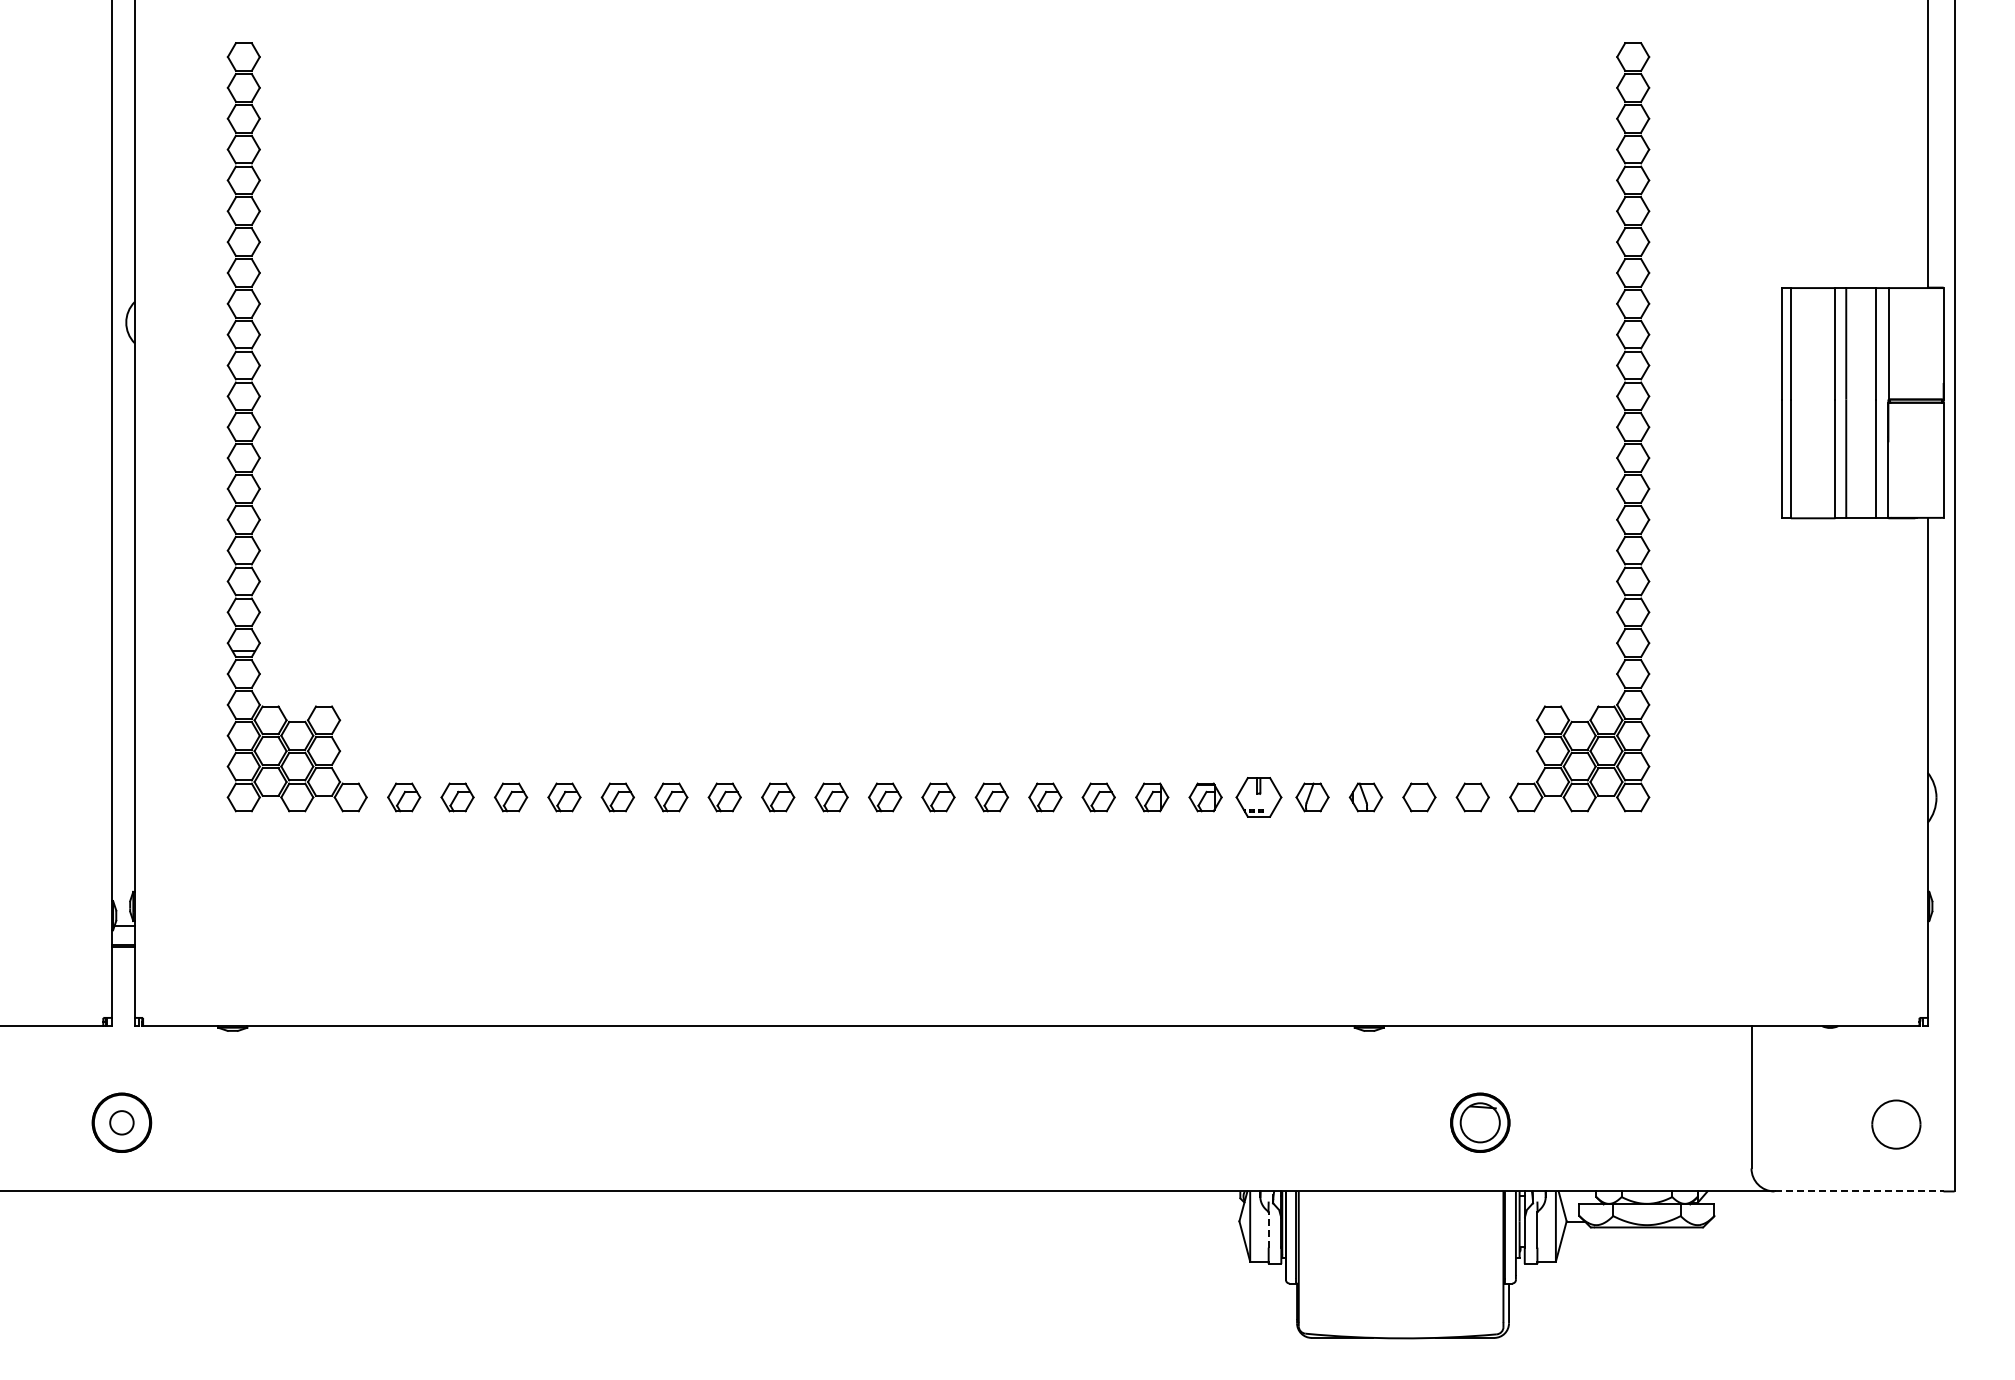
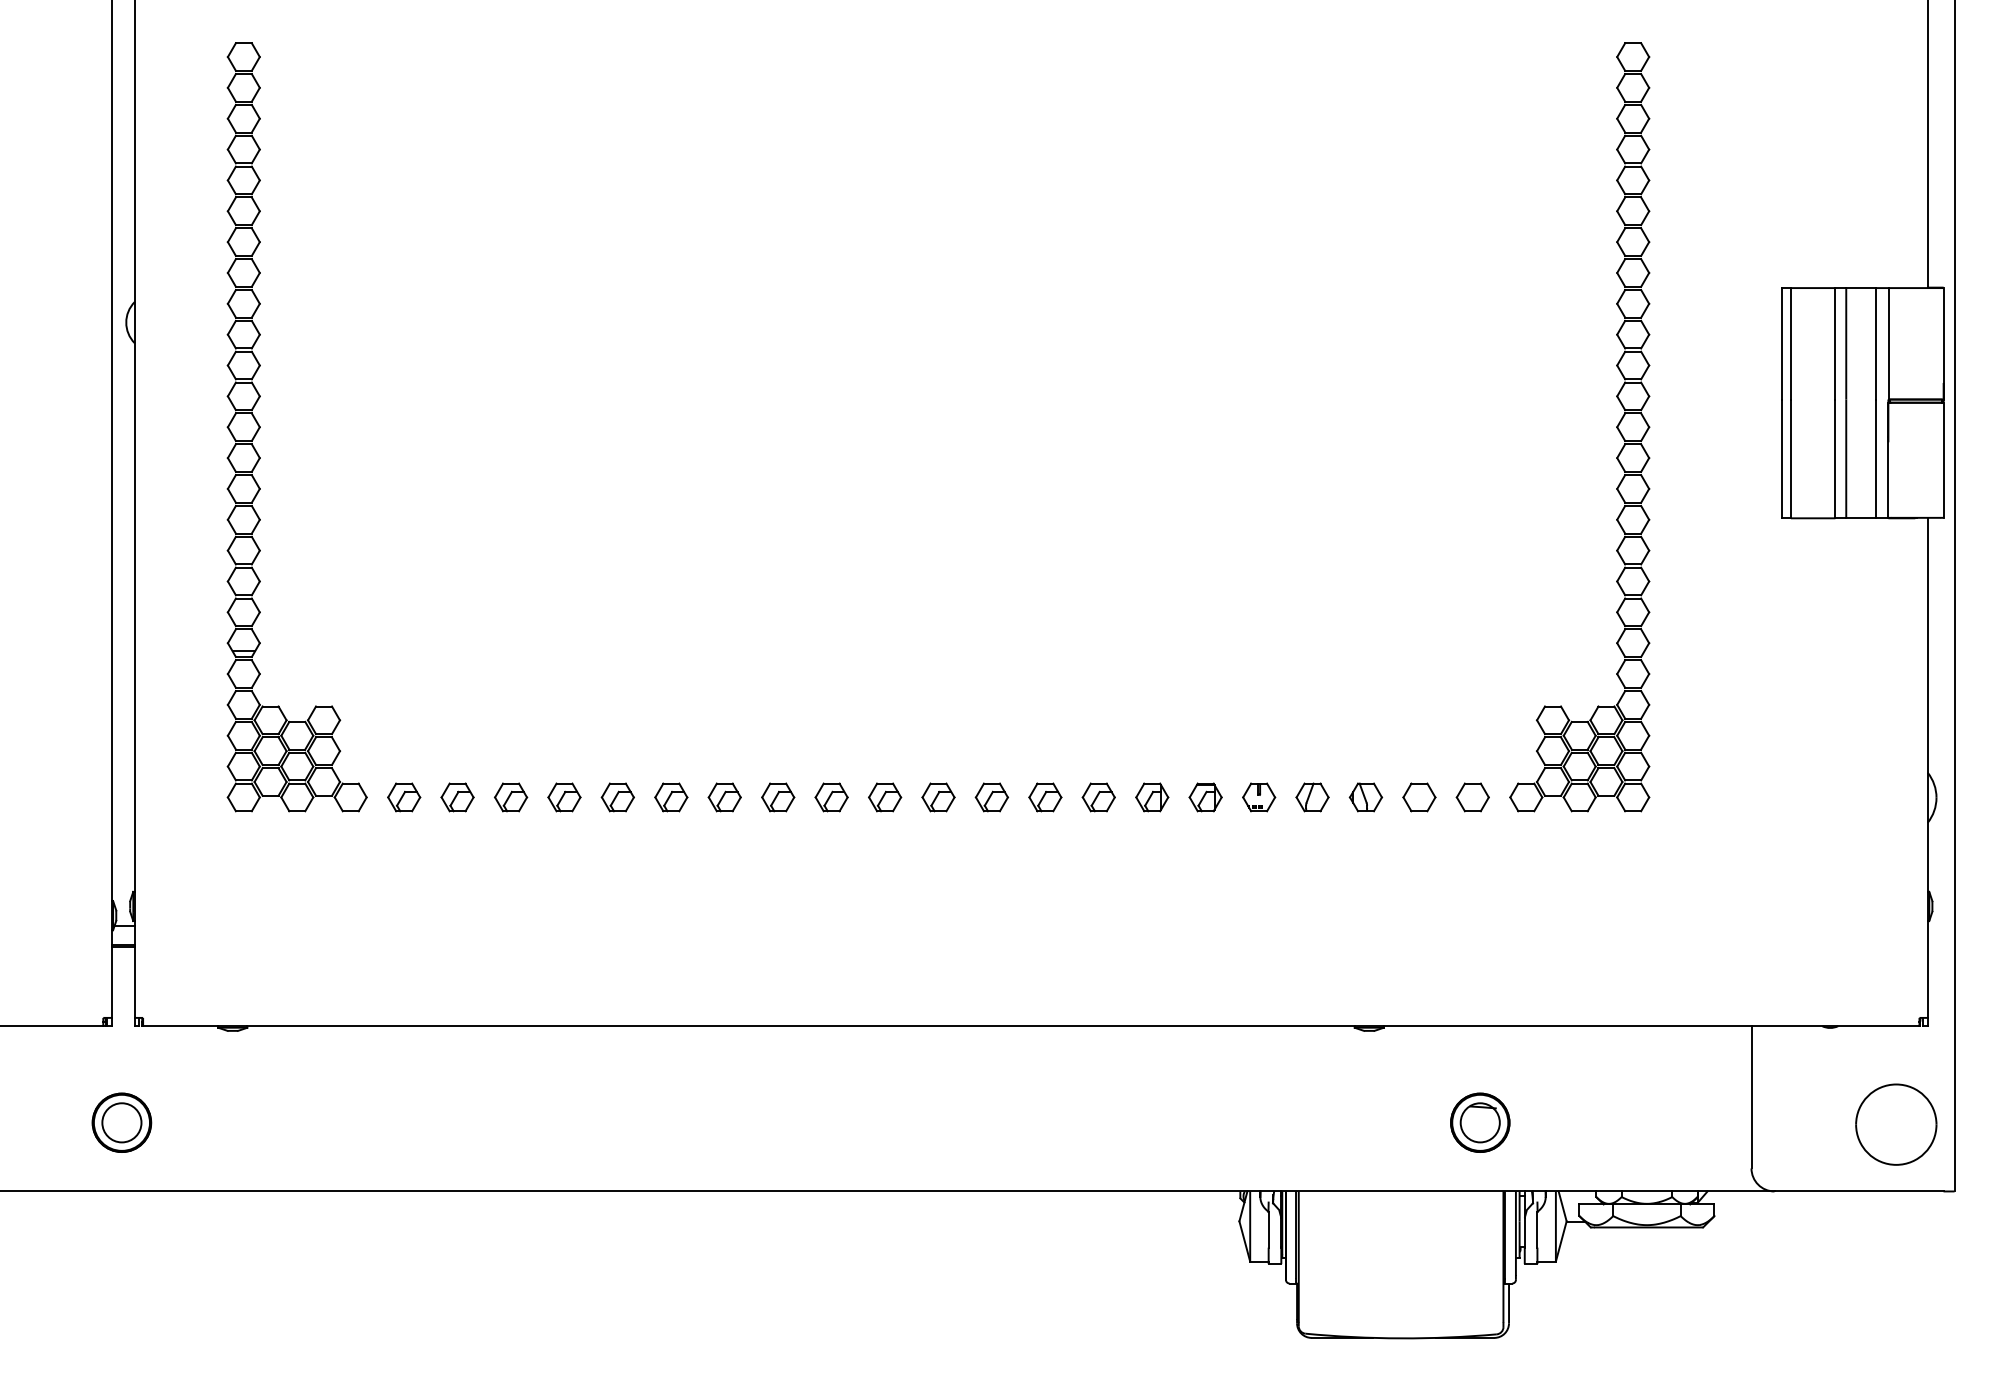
part size: 48x41 px -> 35x31 px (1259, 797)
circle diameter: 23 px -> 39 px (121, 1122)
part size: 51x51 px -> 83x83 px (1896, 1124)
line: dashed -> solid (1859, 1191)
line: dashed -> solid (1268, 1229)
